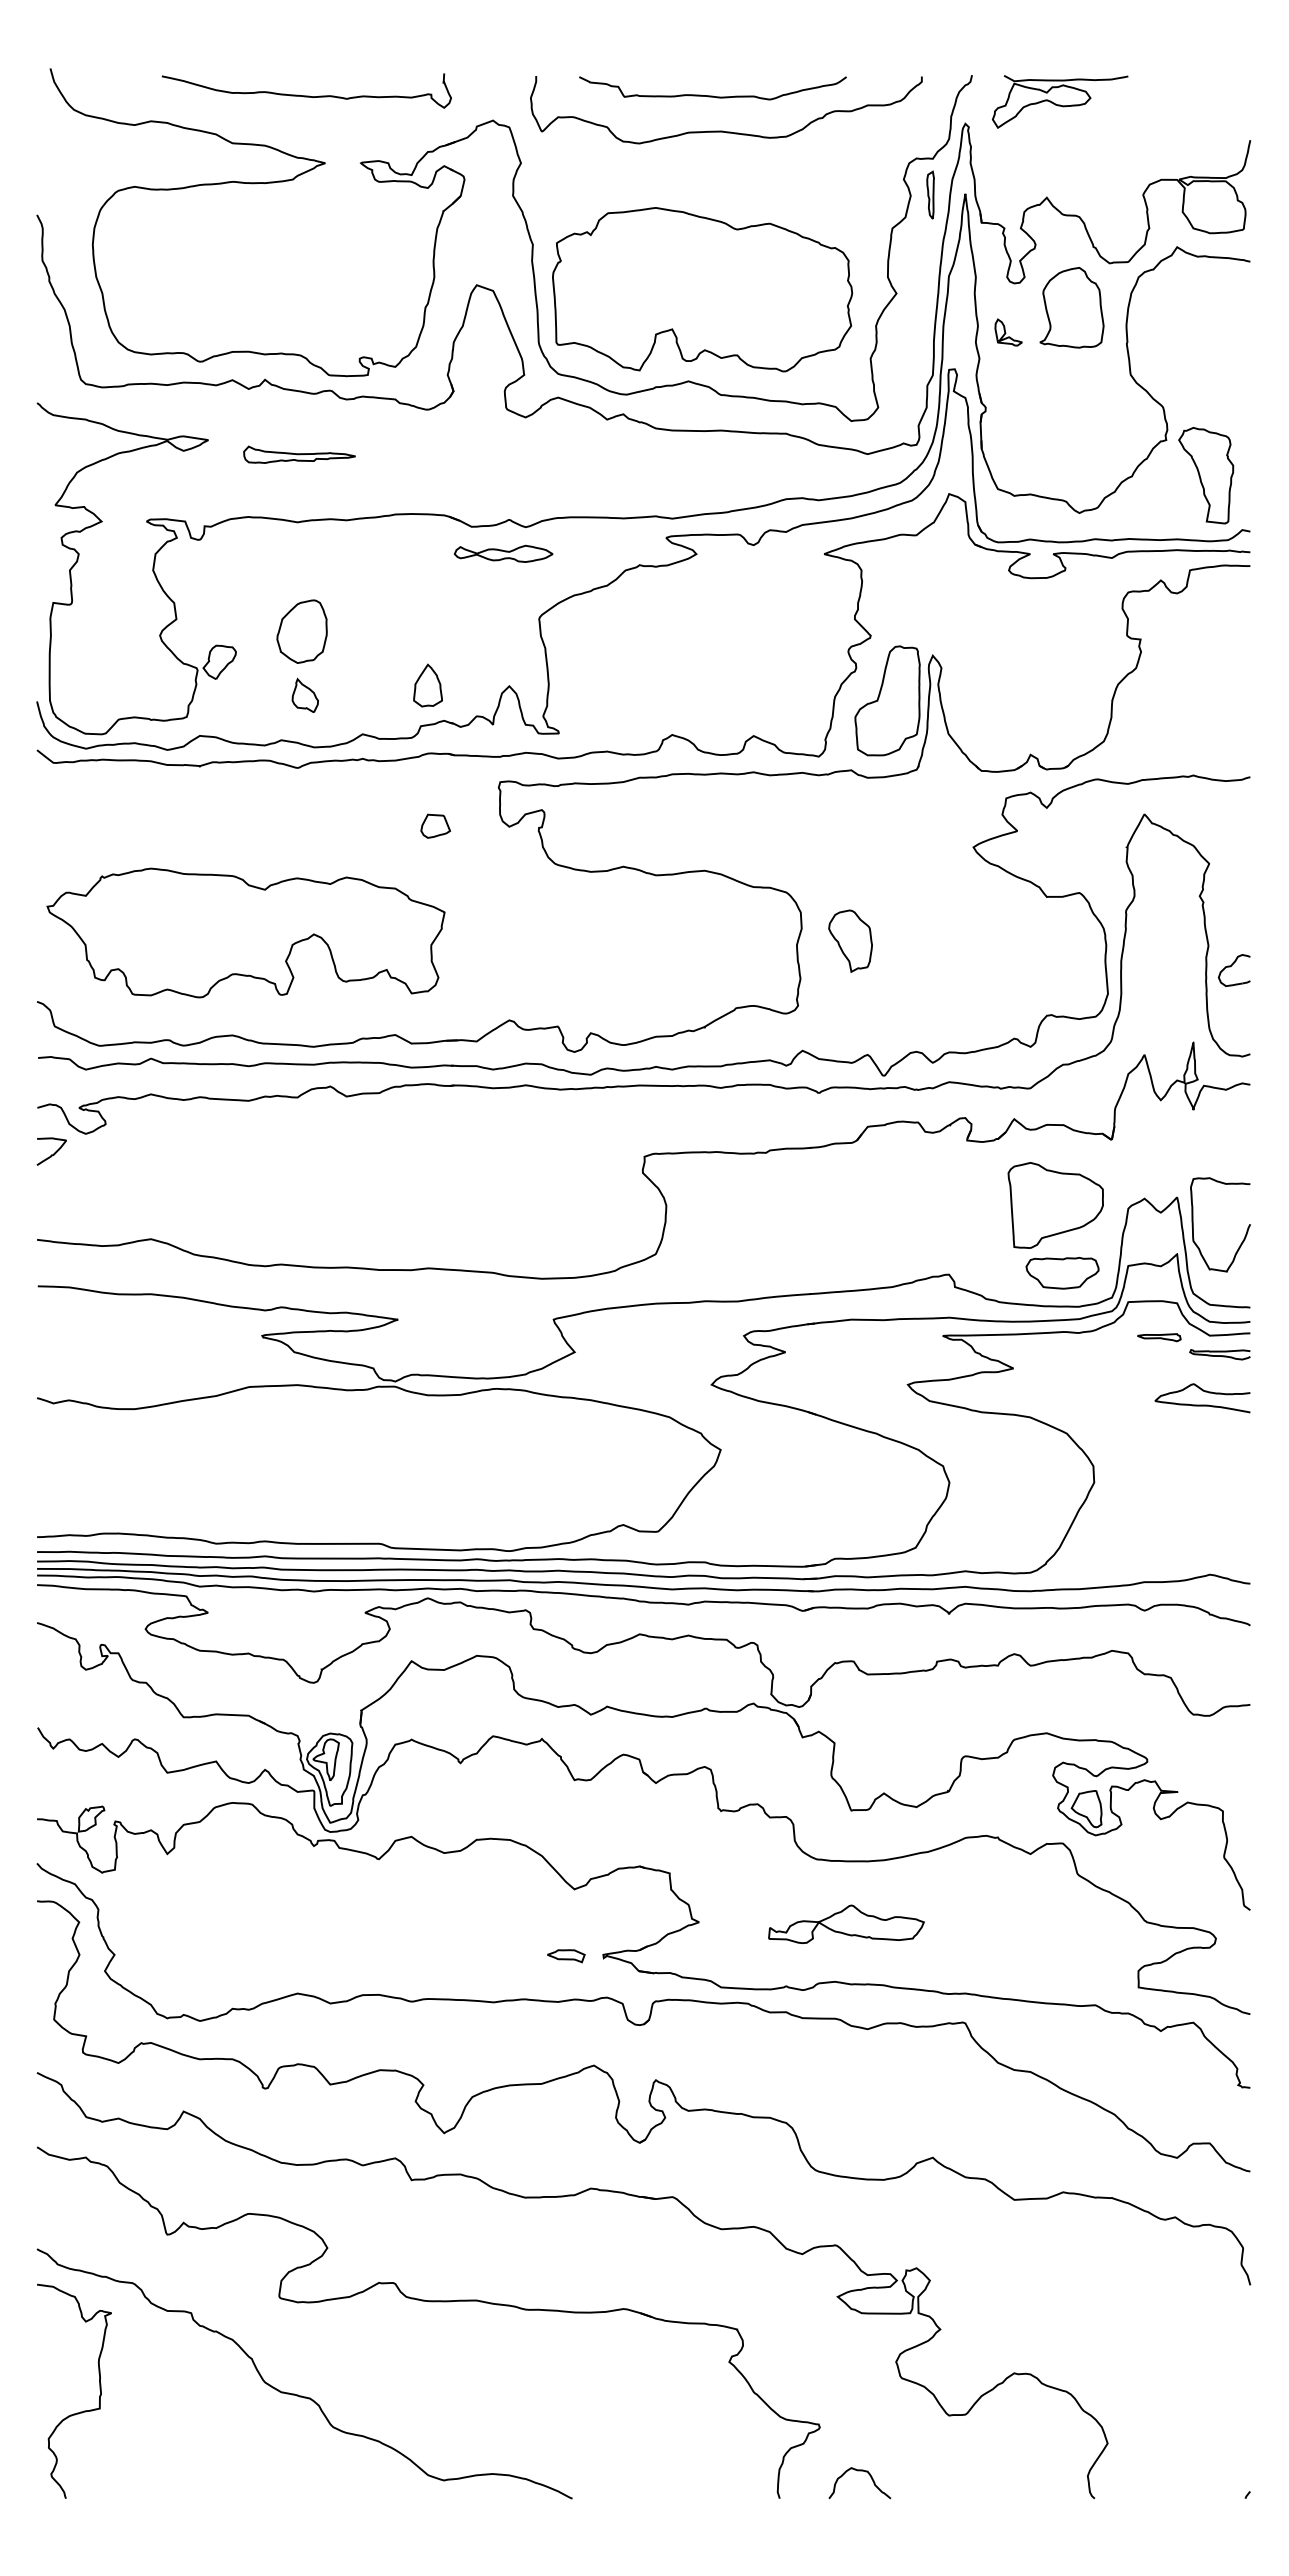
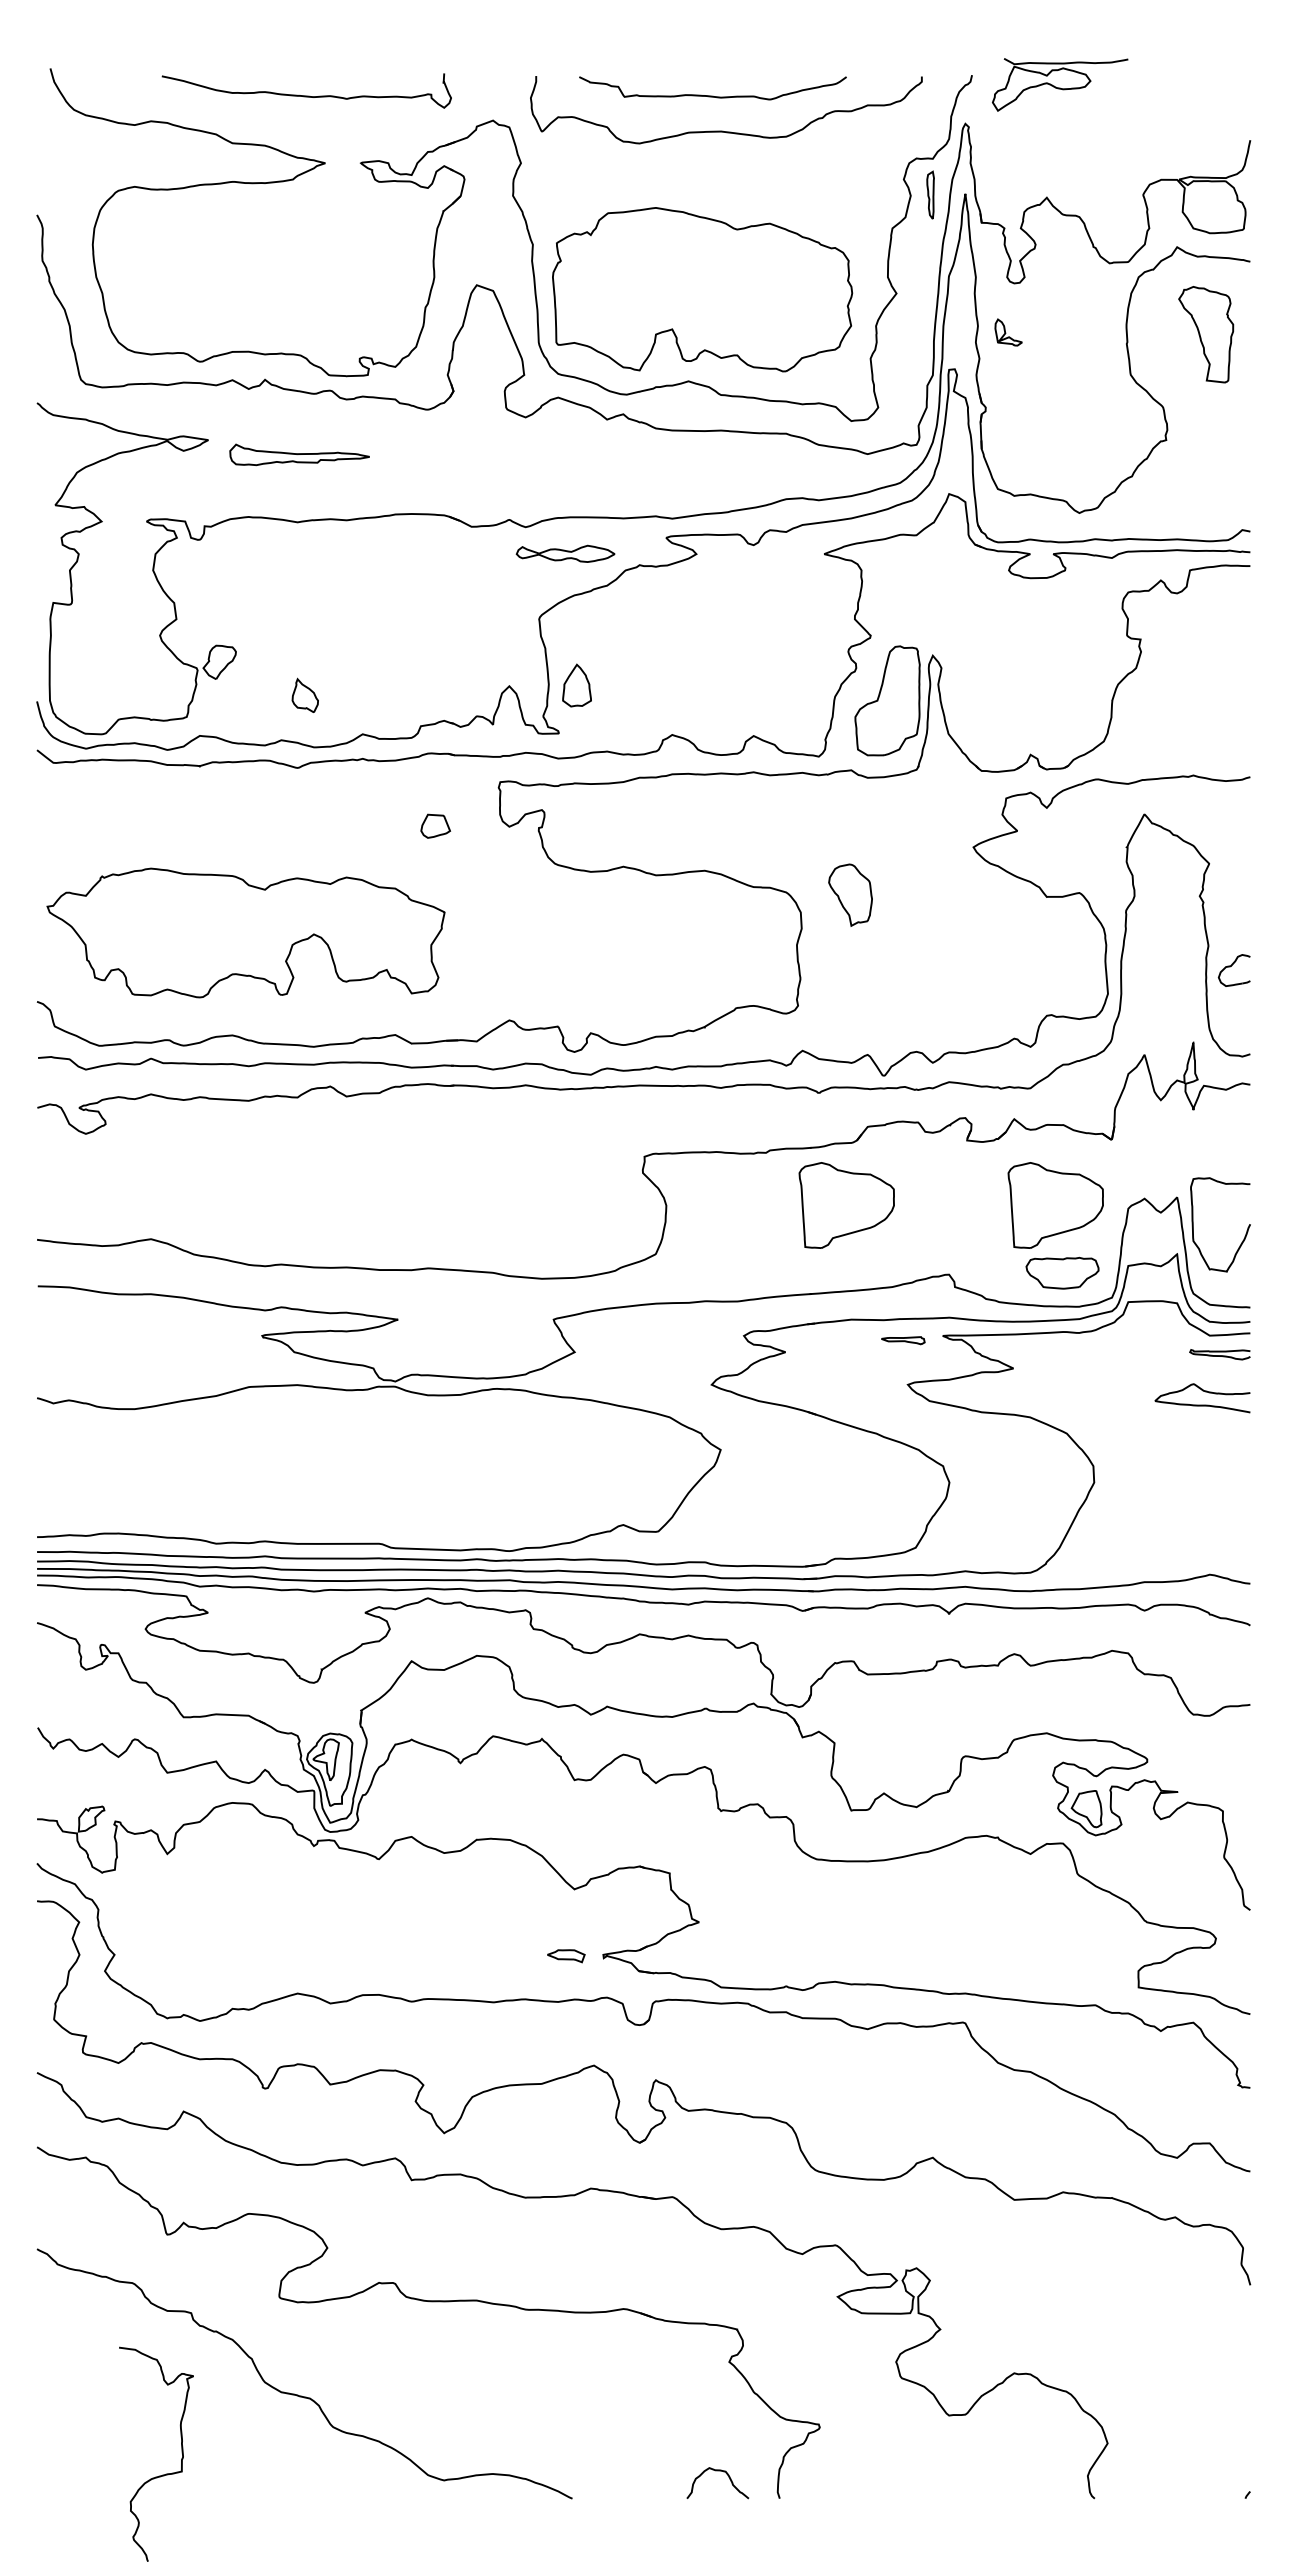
part position: (1060, 101) -> (1060, 84) (1060, 84)
part: present -> none (1071, 307)
part size: 113x19 px -> 141x24 px (299, 454)
part position: (1206, 475) -> (1206, 334) (1206, 334)
part position: (503, 553) -> (565, 553) (565, 553)
part: present -> none (301, 631)
part position: (427, 685) -> (576, 685) (576, 685)
part position: (850, 940) -> (850, 894) (850, 894)
curve: present -> none (53, 1153)
part: none -> present (846, 1205)
part position: (1159, 1337) -> (903, 1340) (903, 1340)
part: present -> none (846, 1923)
curve position: (80, 2411) -> (162, 2474) (162, 2474)
curve position: (859, 2471) -> (717, 2471) (717, 2471)
